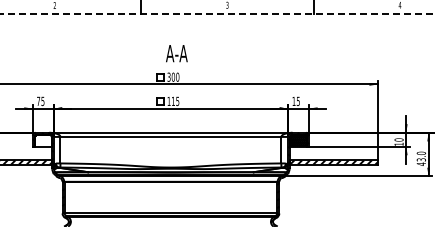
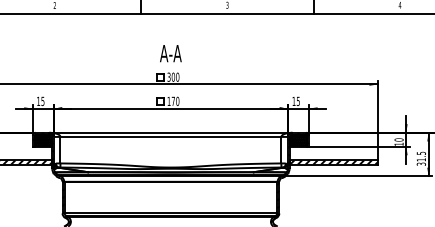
line: dashed -> solid (216, 14)
text position: (176, 53) -> (170, 53) (170, 53)
text: 75 -> 15 (38, 100)
text: 115 -> 170 (175, 100)
hatch: none -> present (42, 140)
text: 43.0 -> 31.5 (421, 158)
